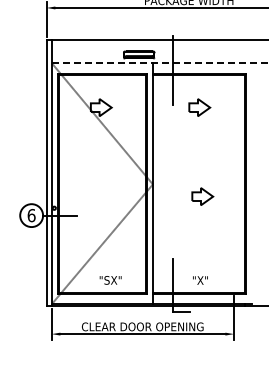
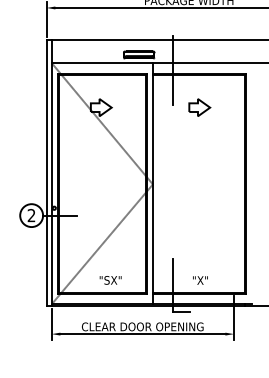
line: dashed -> solid (159, 63)
part: present -> none (202, 196)
text: 6 -> 2 (31, 215)
